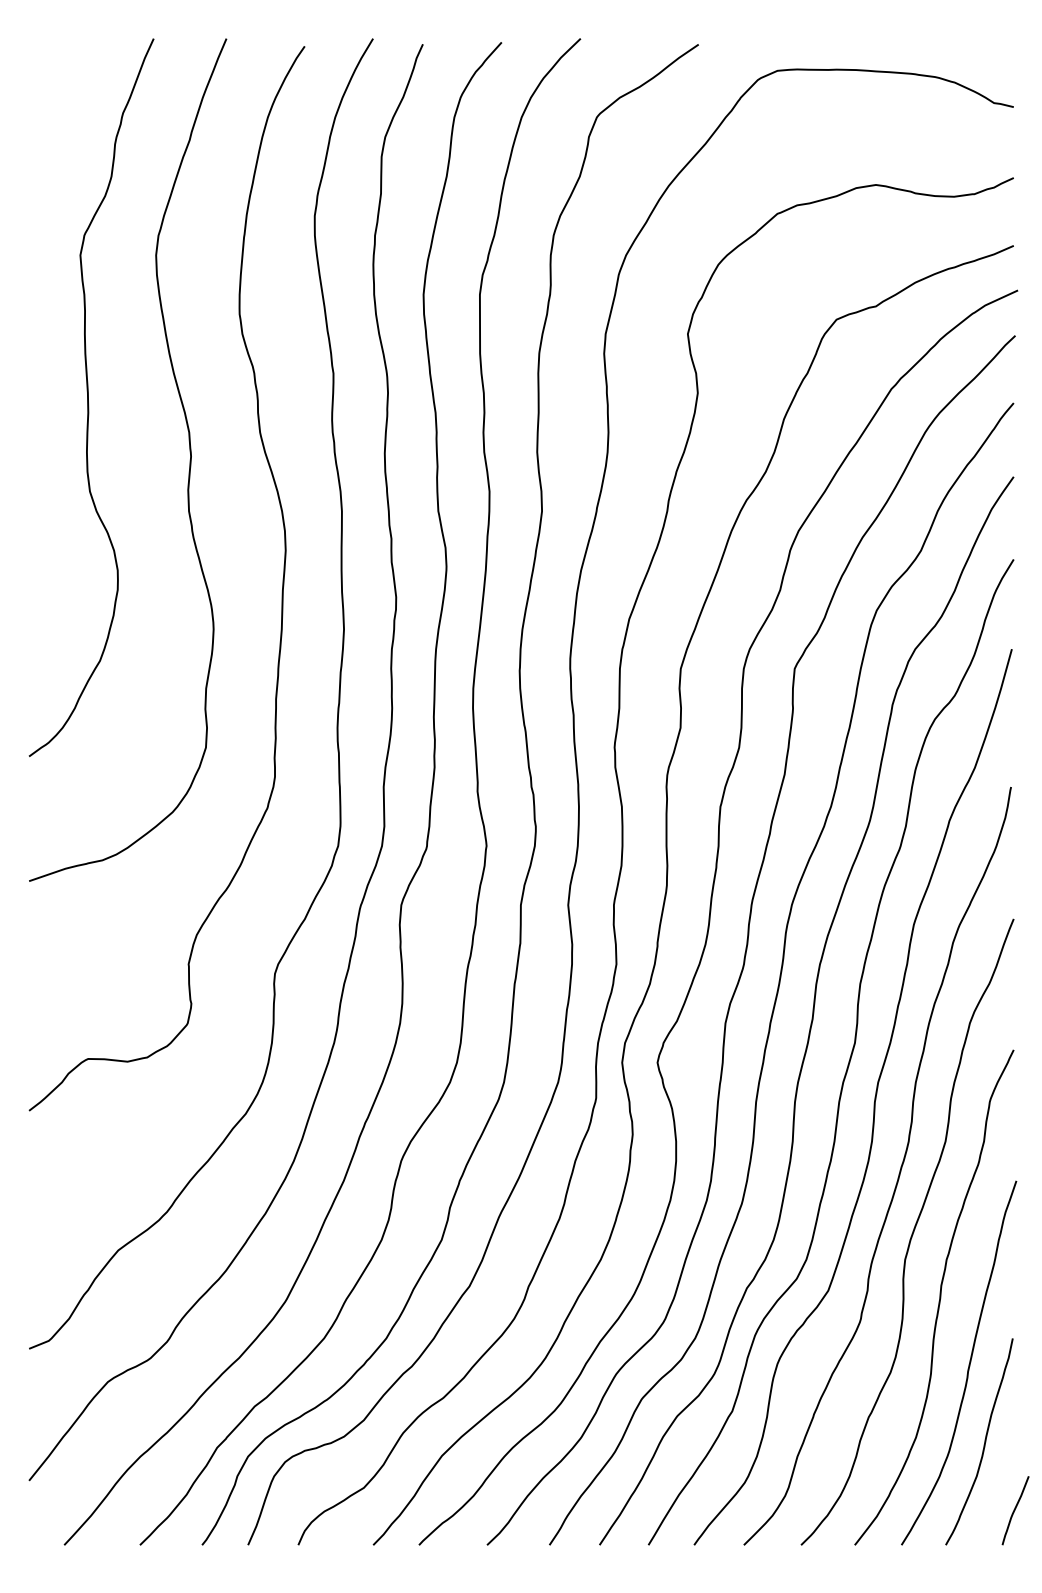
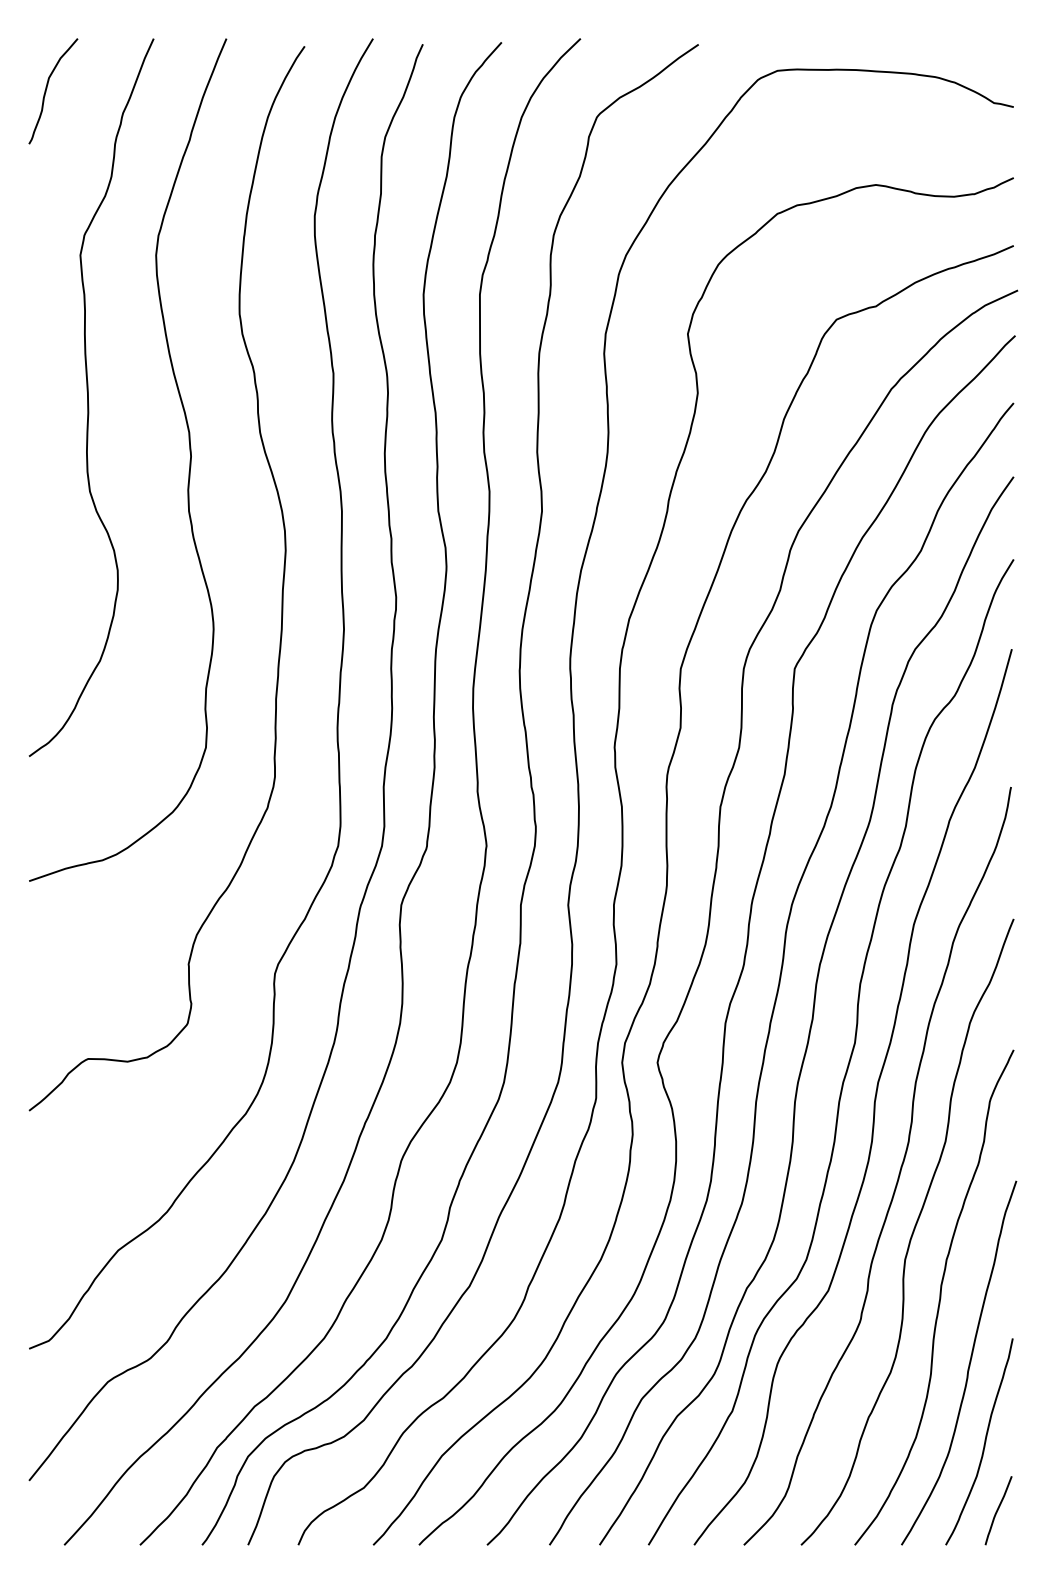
curve: none -> present (47, 88)
curve position: (1015, 1510) -> (998, 1510) (998, 1510)
